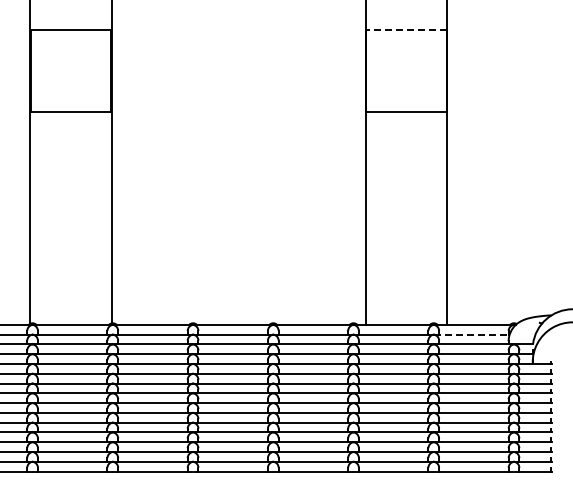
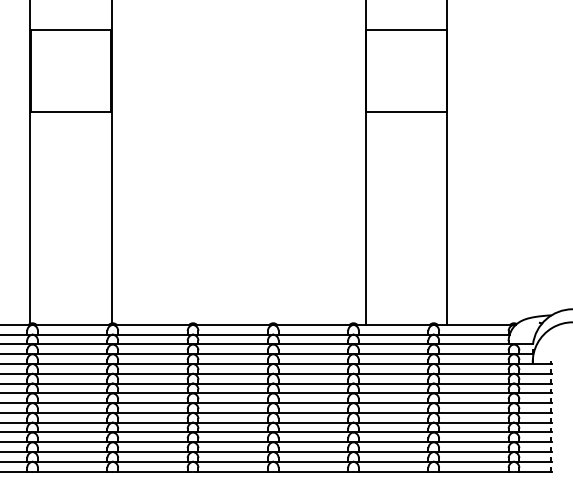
line: dashed -> solid (405, 30)
line: dashed -> solid (472, 334)
